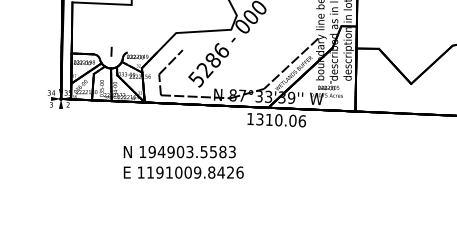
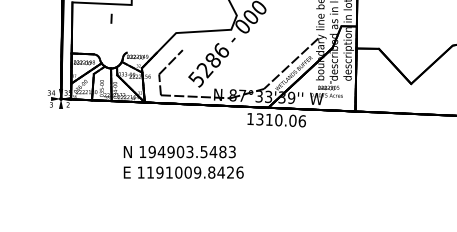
line position: (111, 51) -> (111, 18) (111, 18)
text: 194903.5583 -> 194903.5483 (213, 152)
